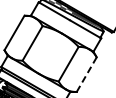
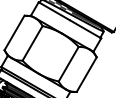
line: dashed -> solid (86, 74)
